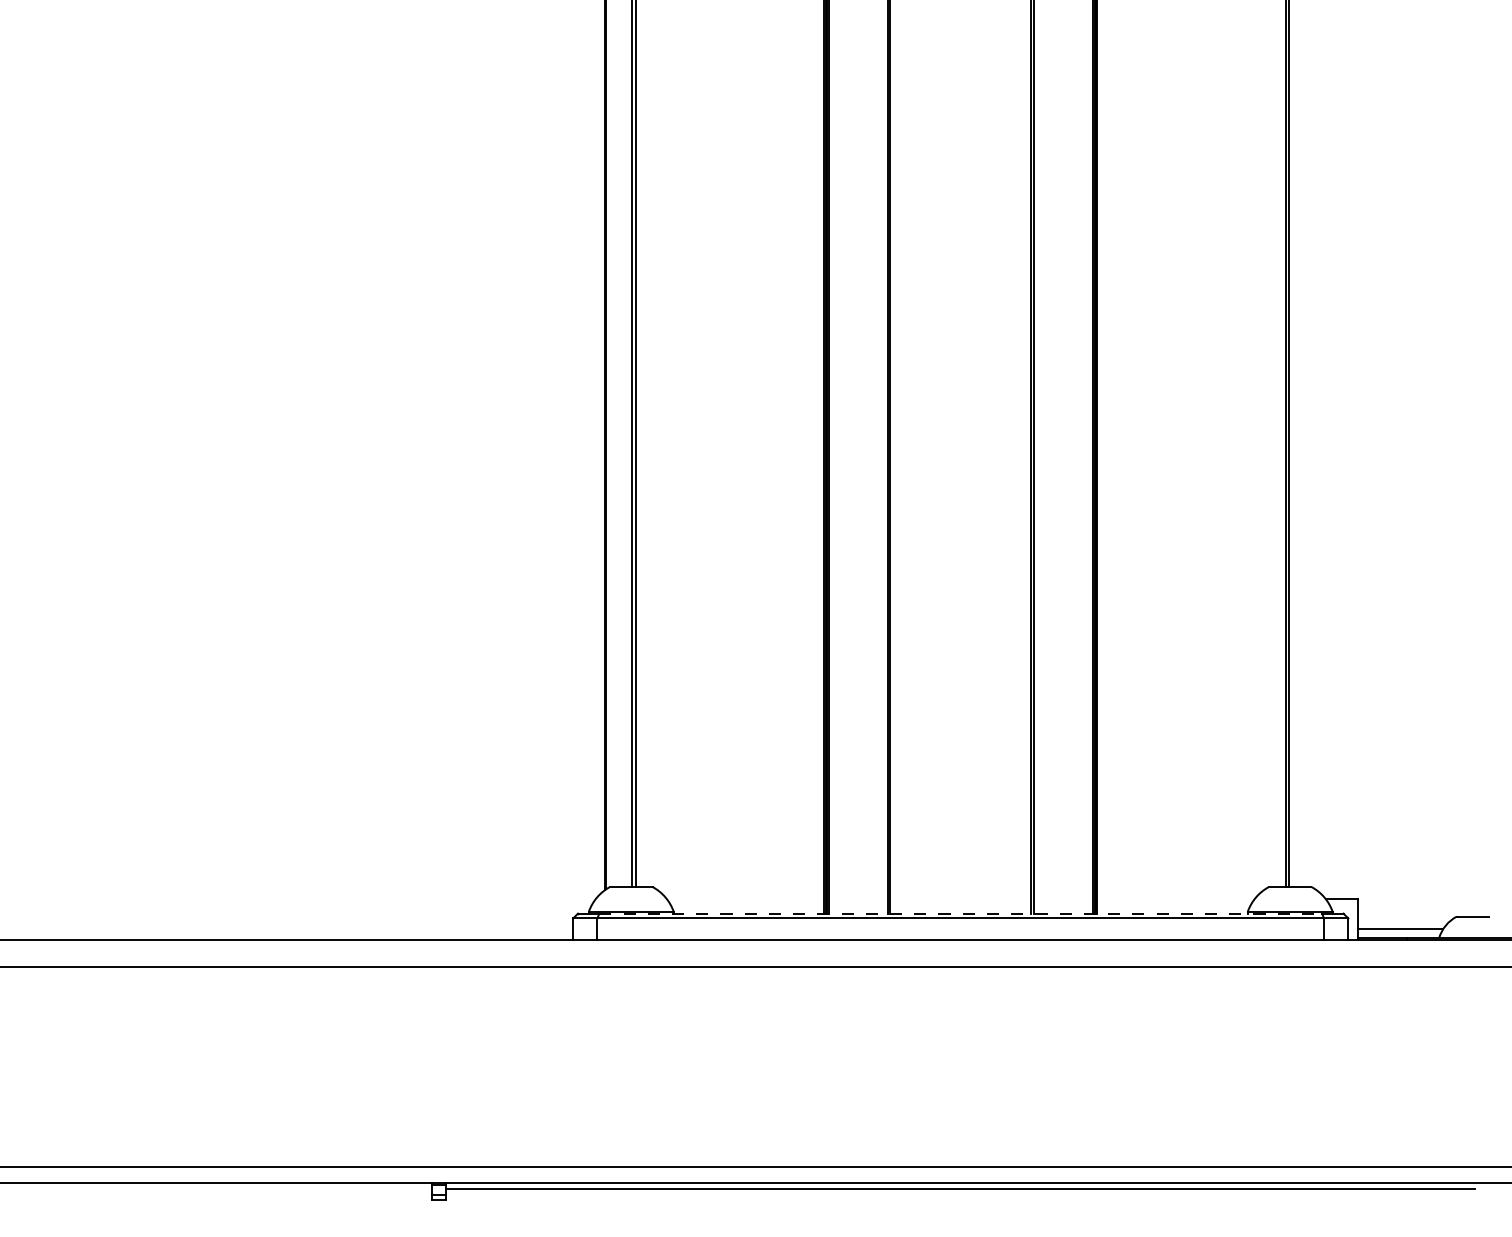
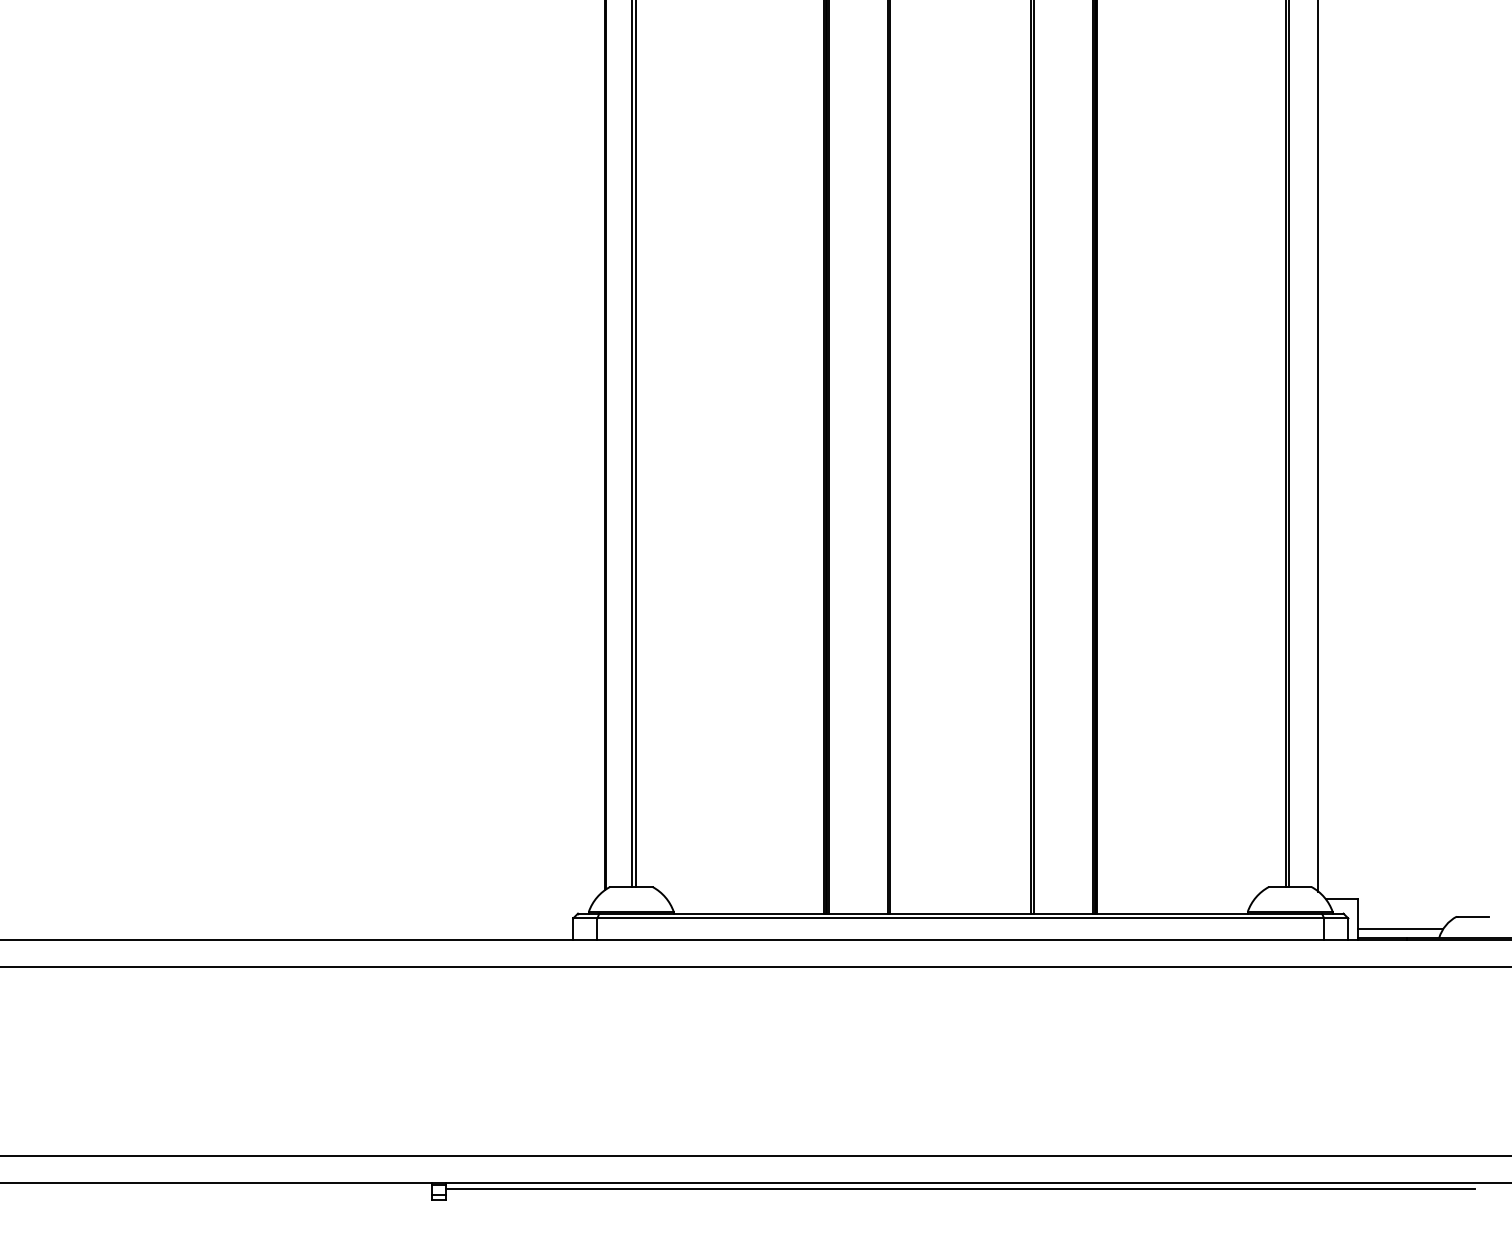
line: none -> present (1318, 446)
line: dashed -> solid (961, 913)
line position: (755, 1166) -> (755, 1155) (755, 1155)
